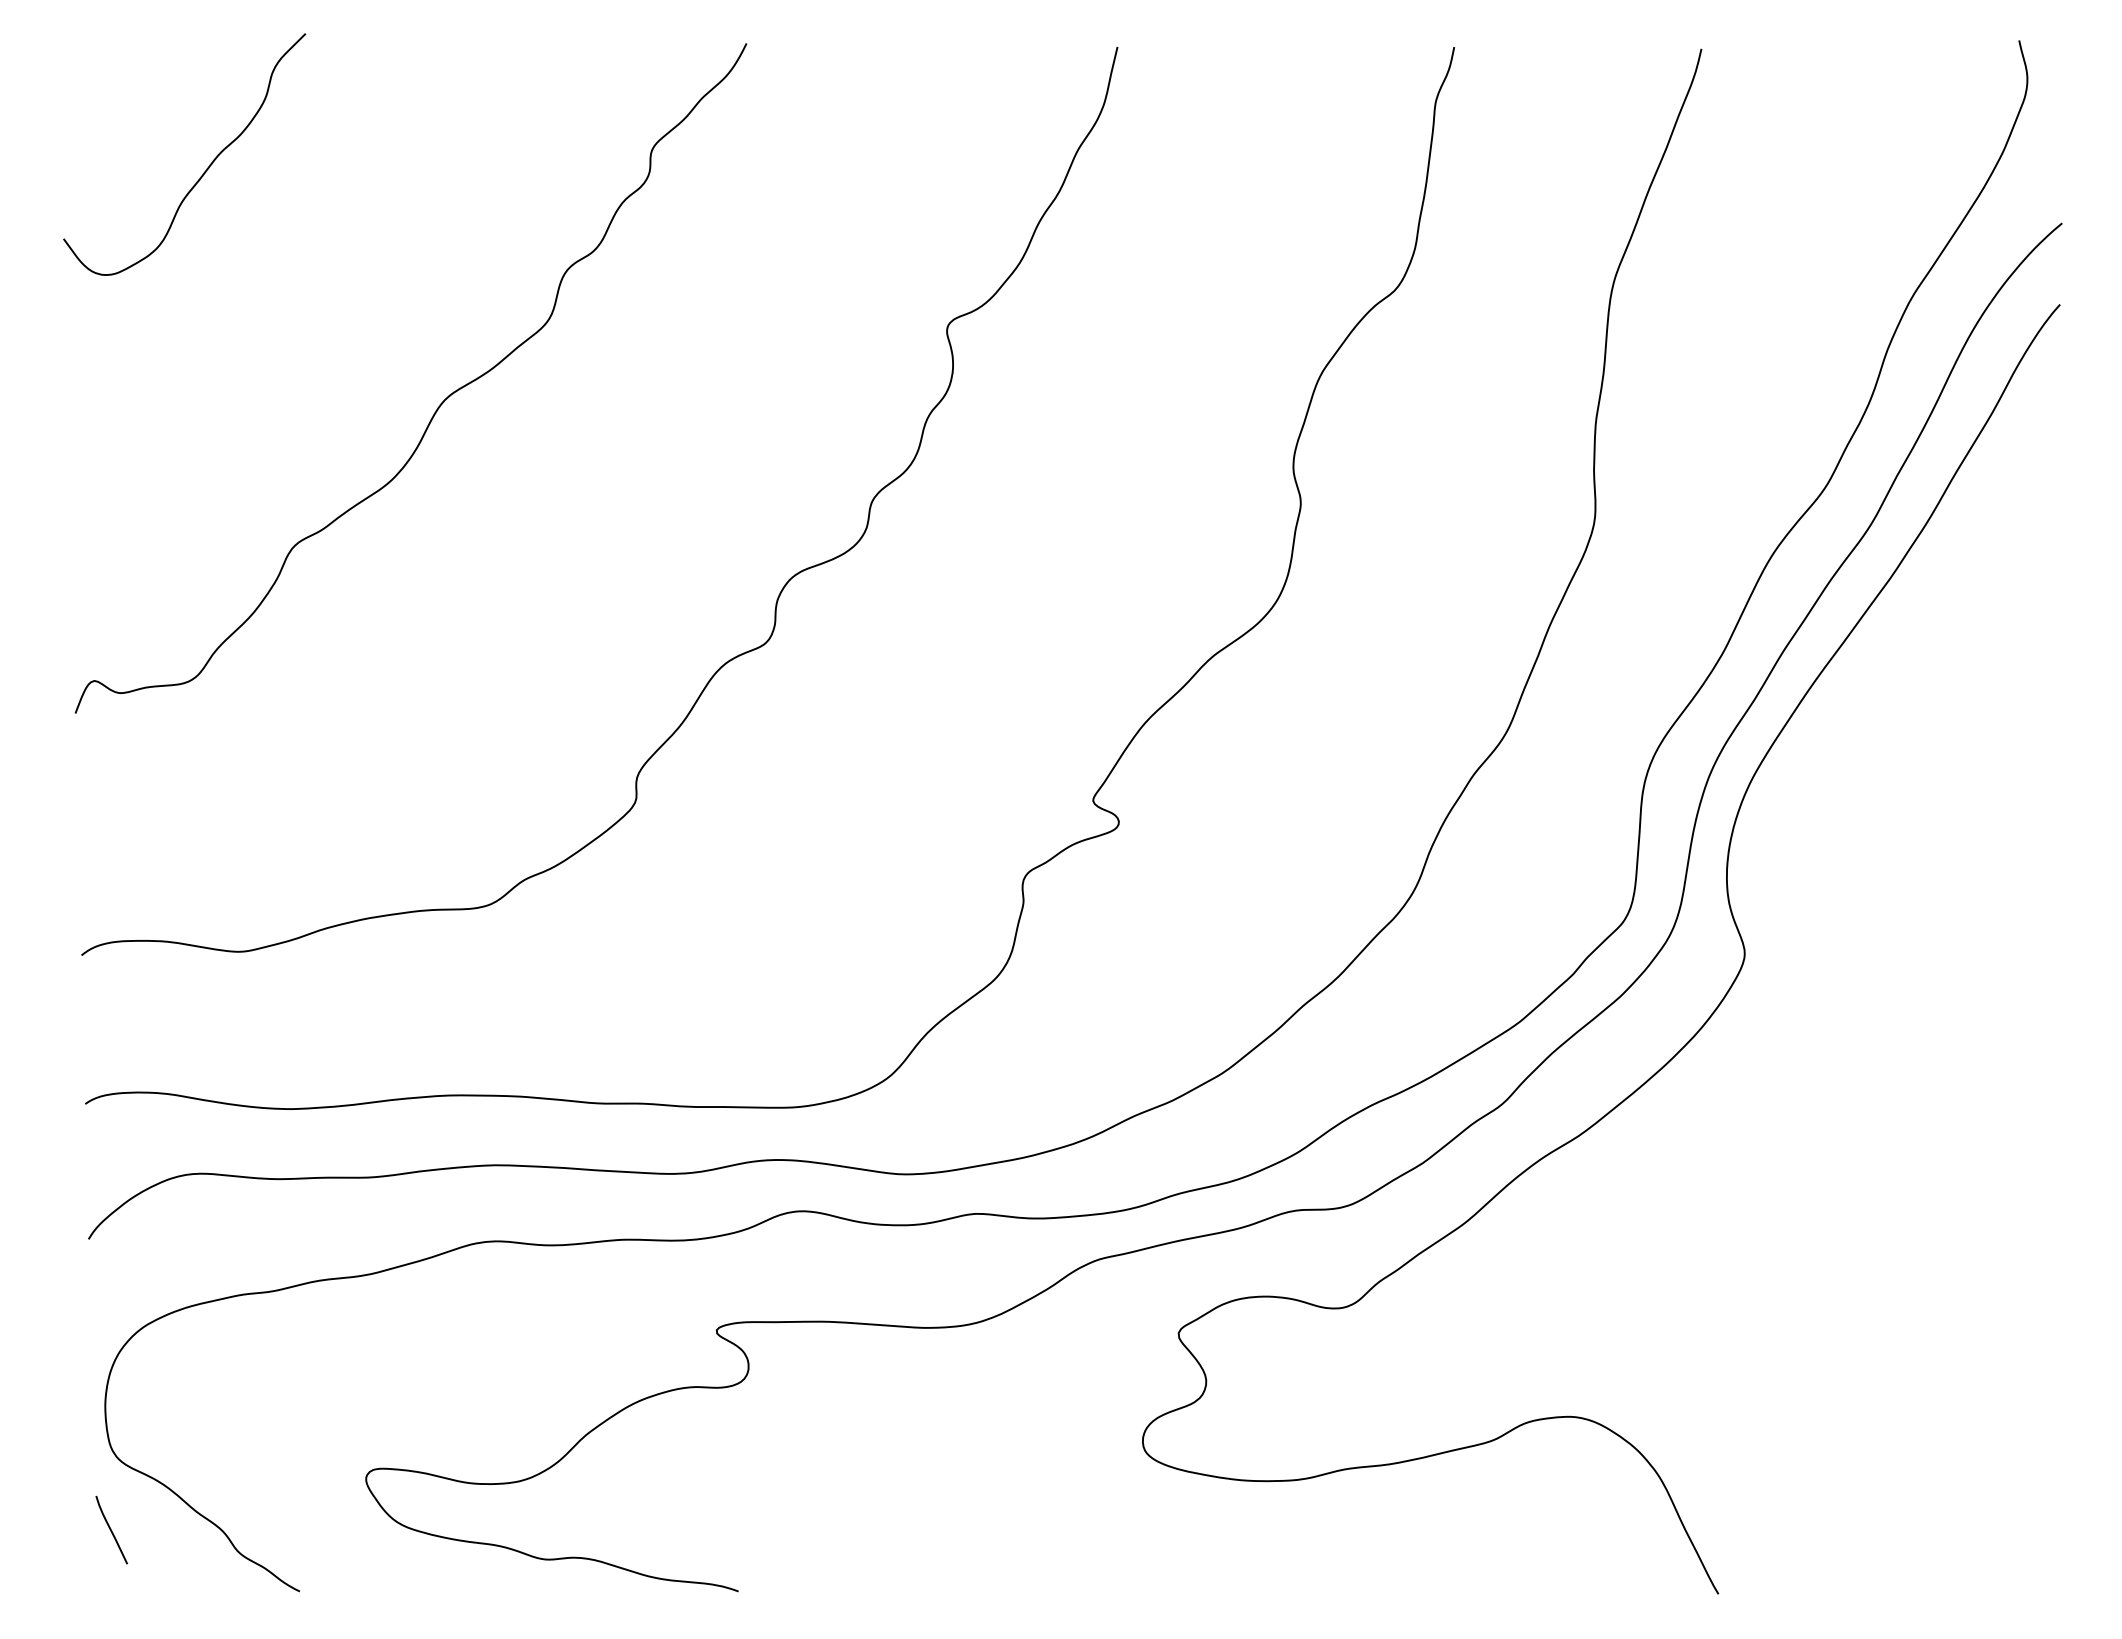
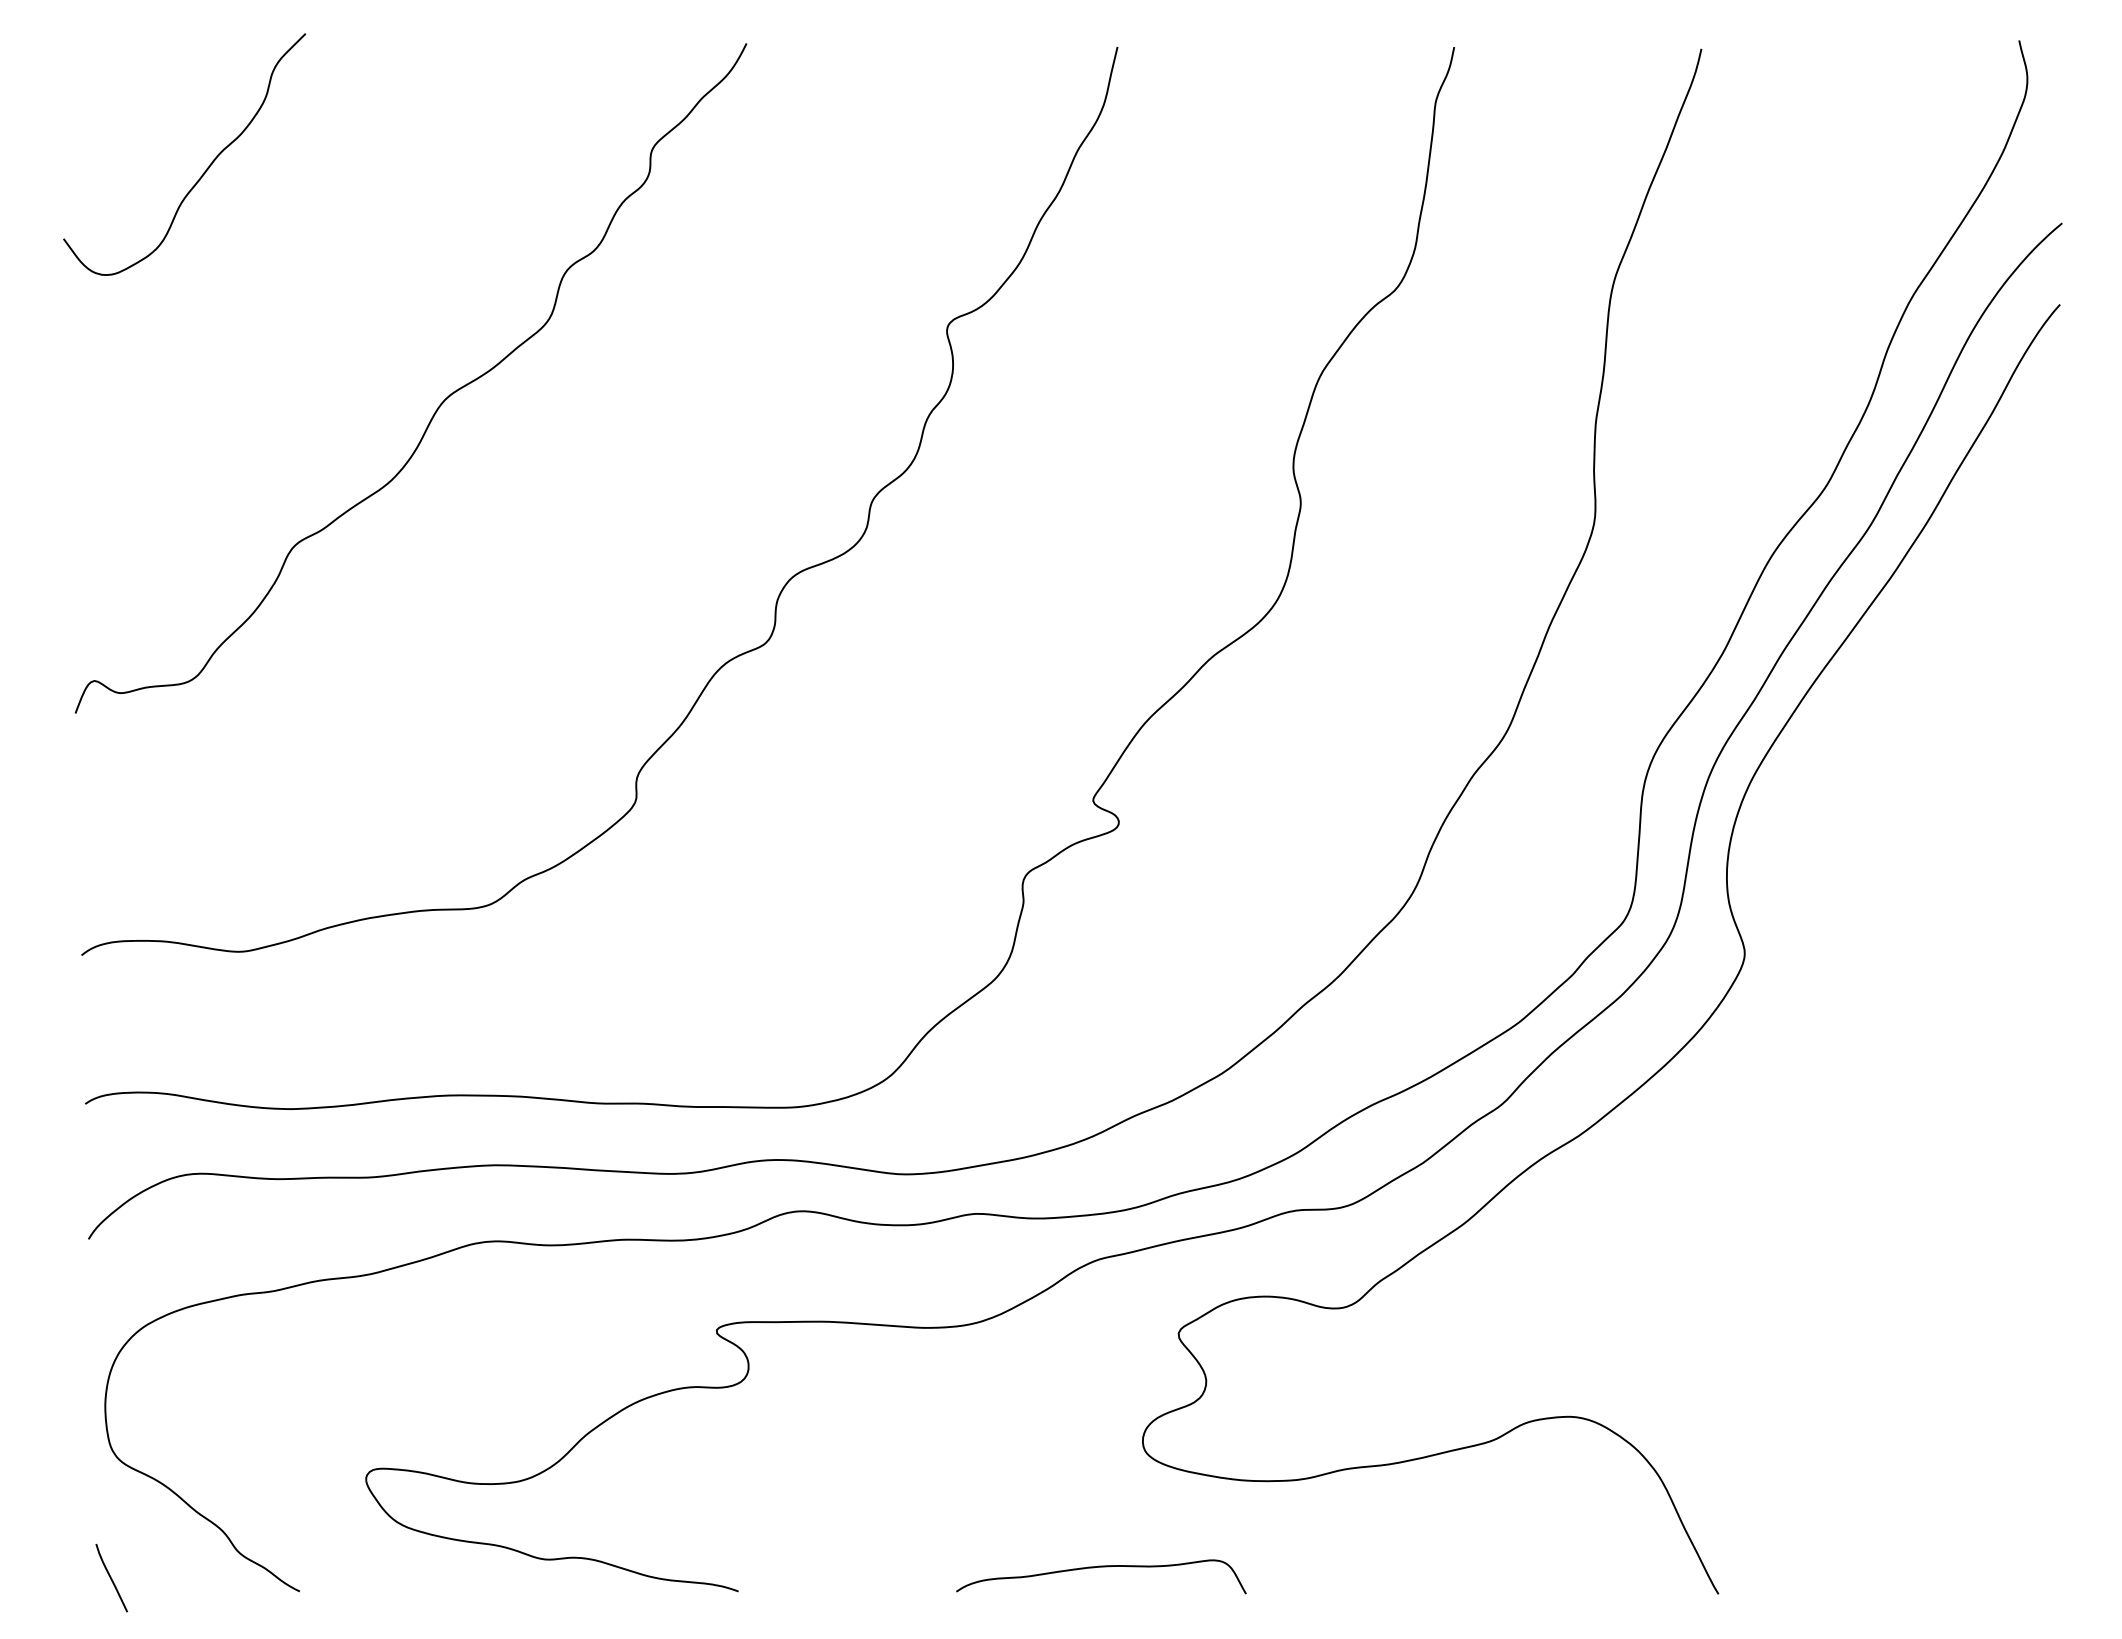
curve position: (111, 1530) -> (111, 1578) (111, 1578)
curve: none -> present (1101, 1567)
